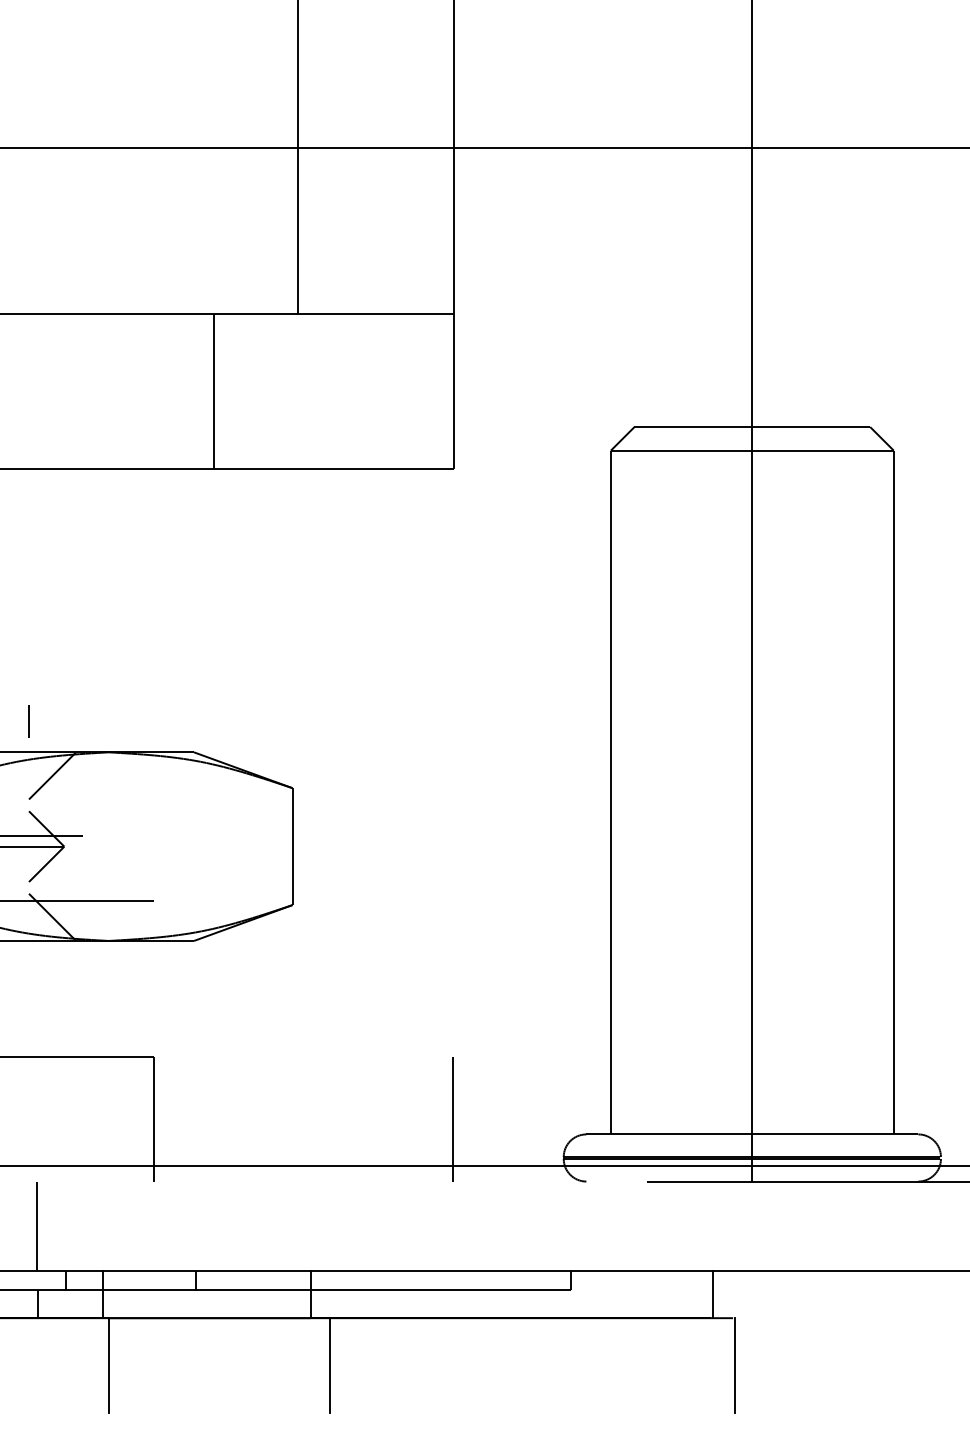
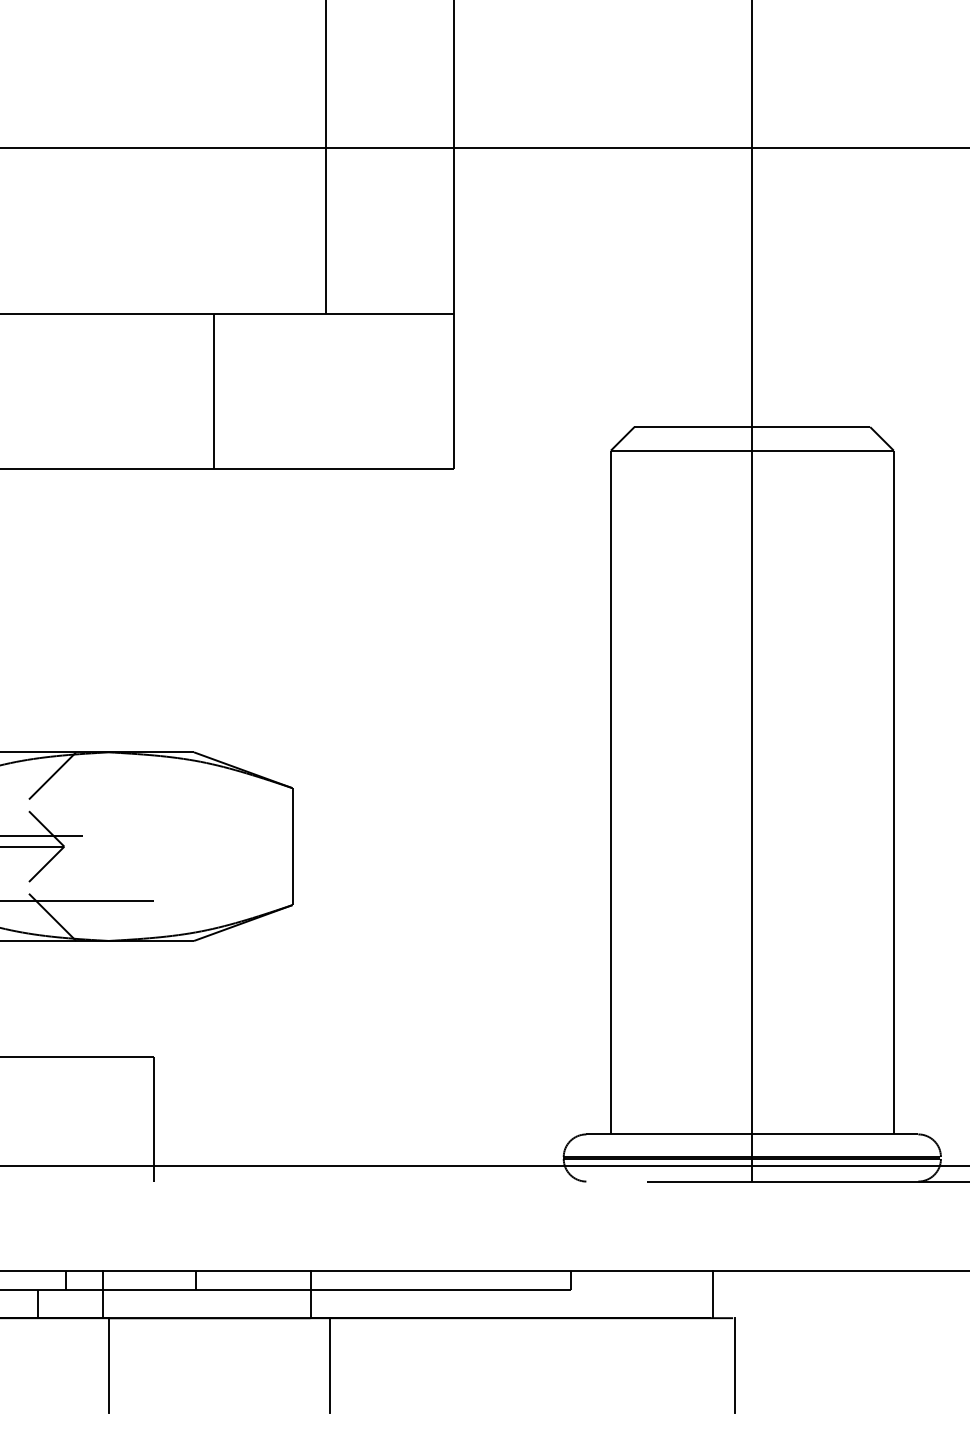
line position: (297, 157) -> (325, 157) (325, 157)
line: present -> none (28, 721)
line: present -> none (452, 1119)
line: present -> none (37, 1226)
